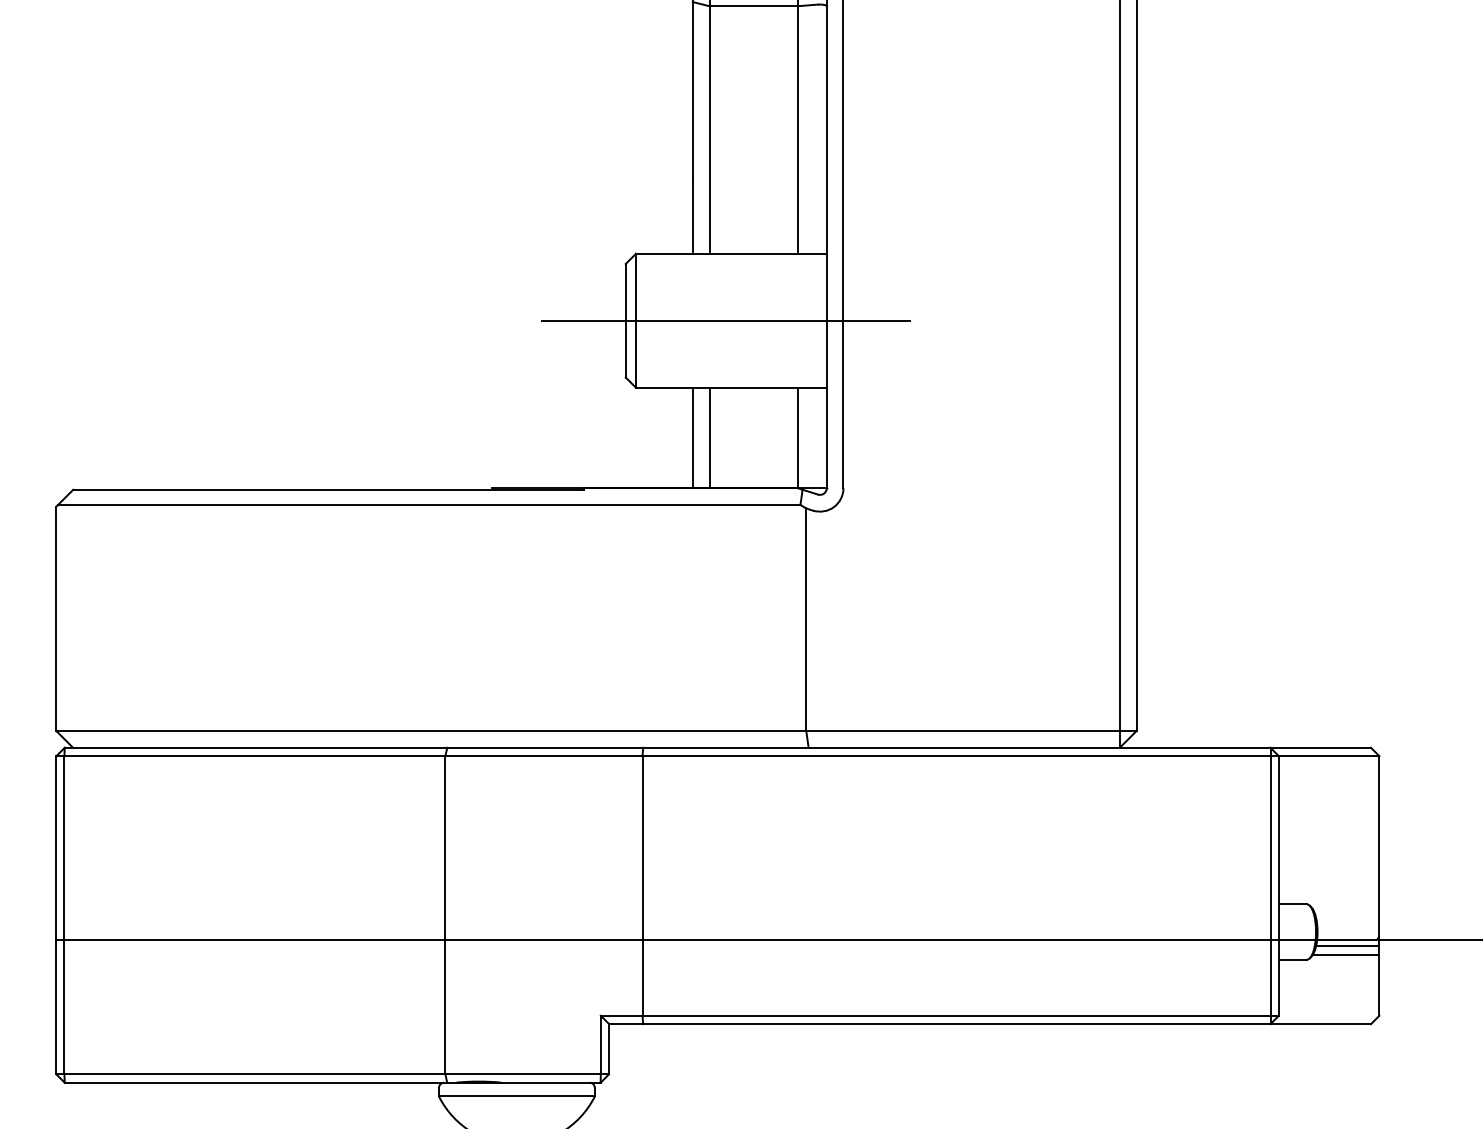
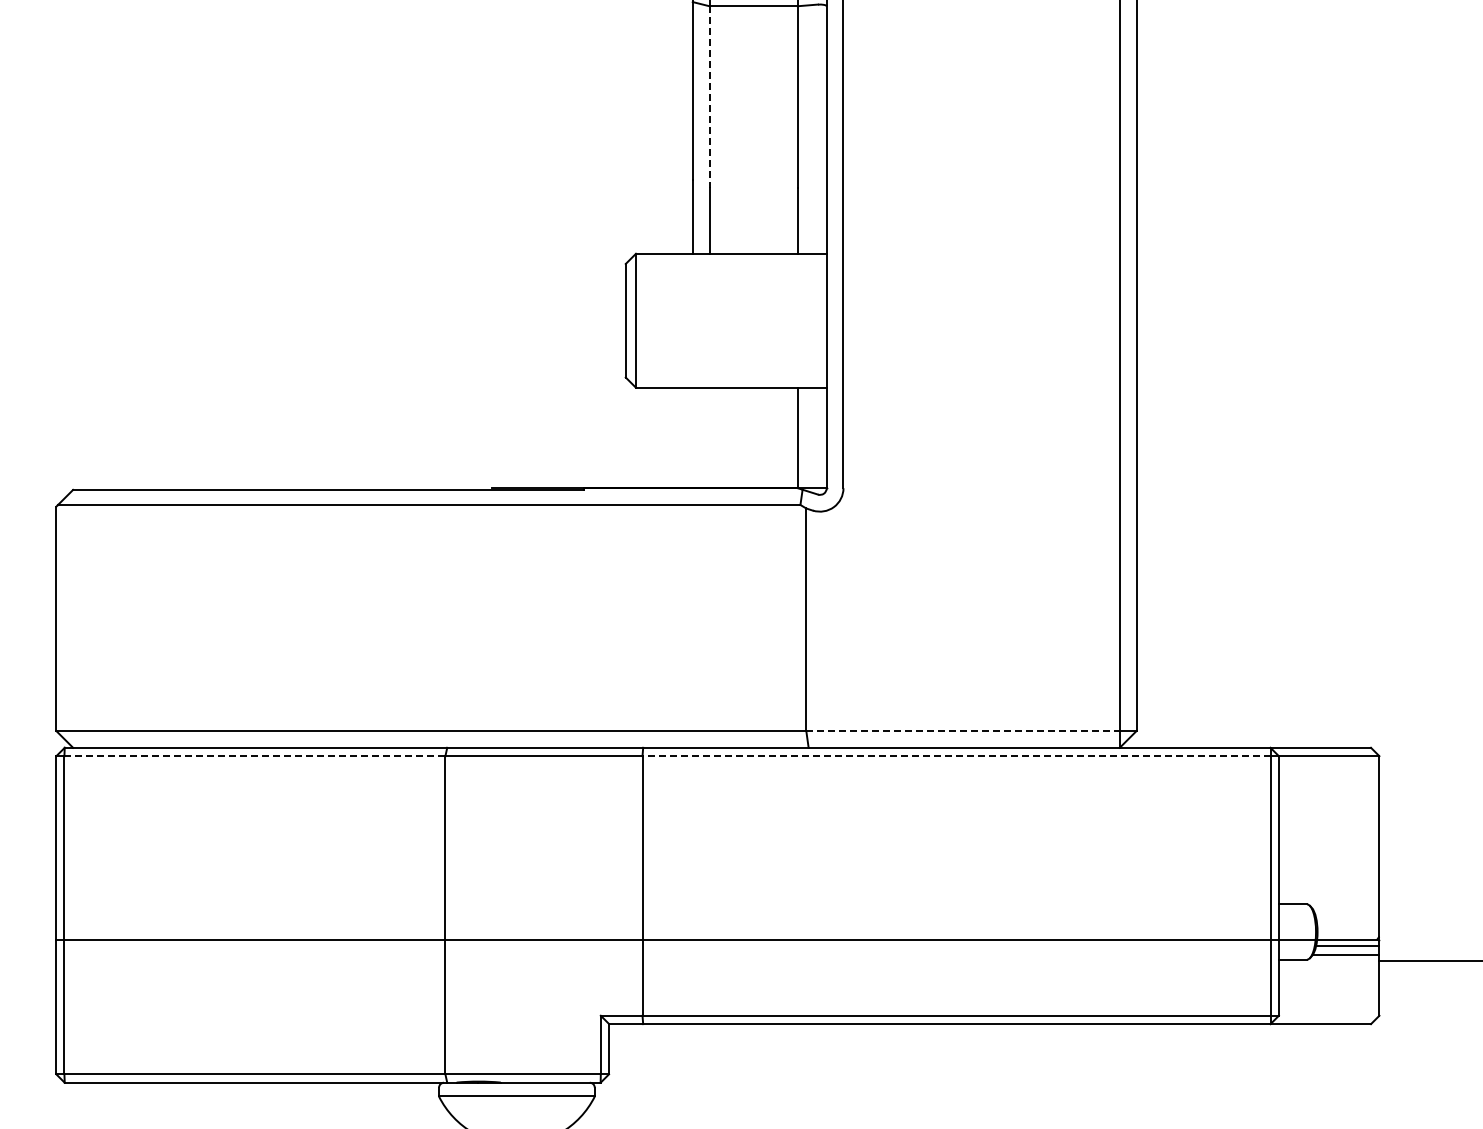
line: solid -> dashed (709, 97)
line: present -> none (726, 320)
line: present -> none (692, 437)
line: present -> none (709, 437)
line: solid -> dashed (963, 731)
line: solid -> dashed (254, 756)
line: solid -> dashed (956, 756)
line position: (1429, 940) -> (1429, 961) (1429, 961)
